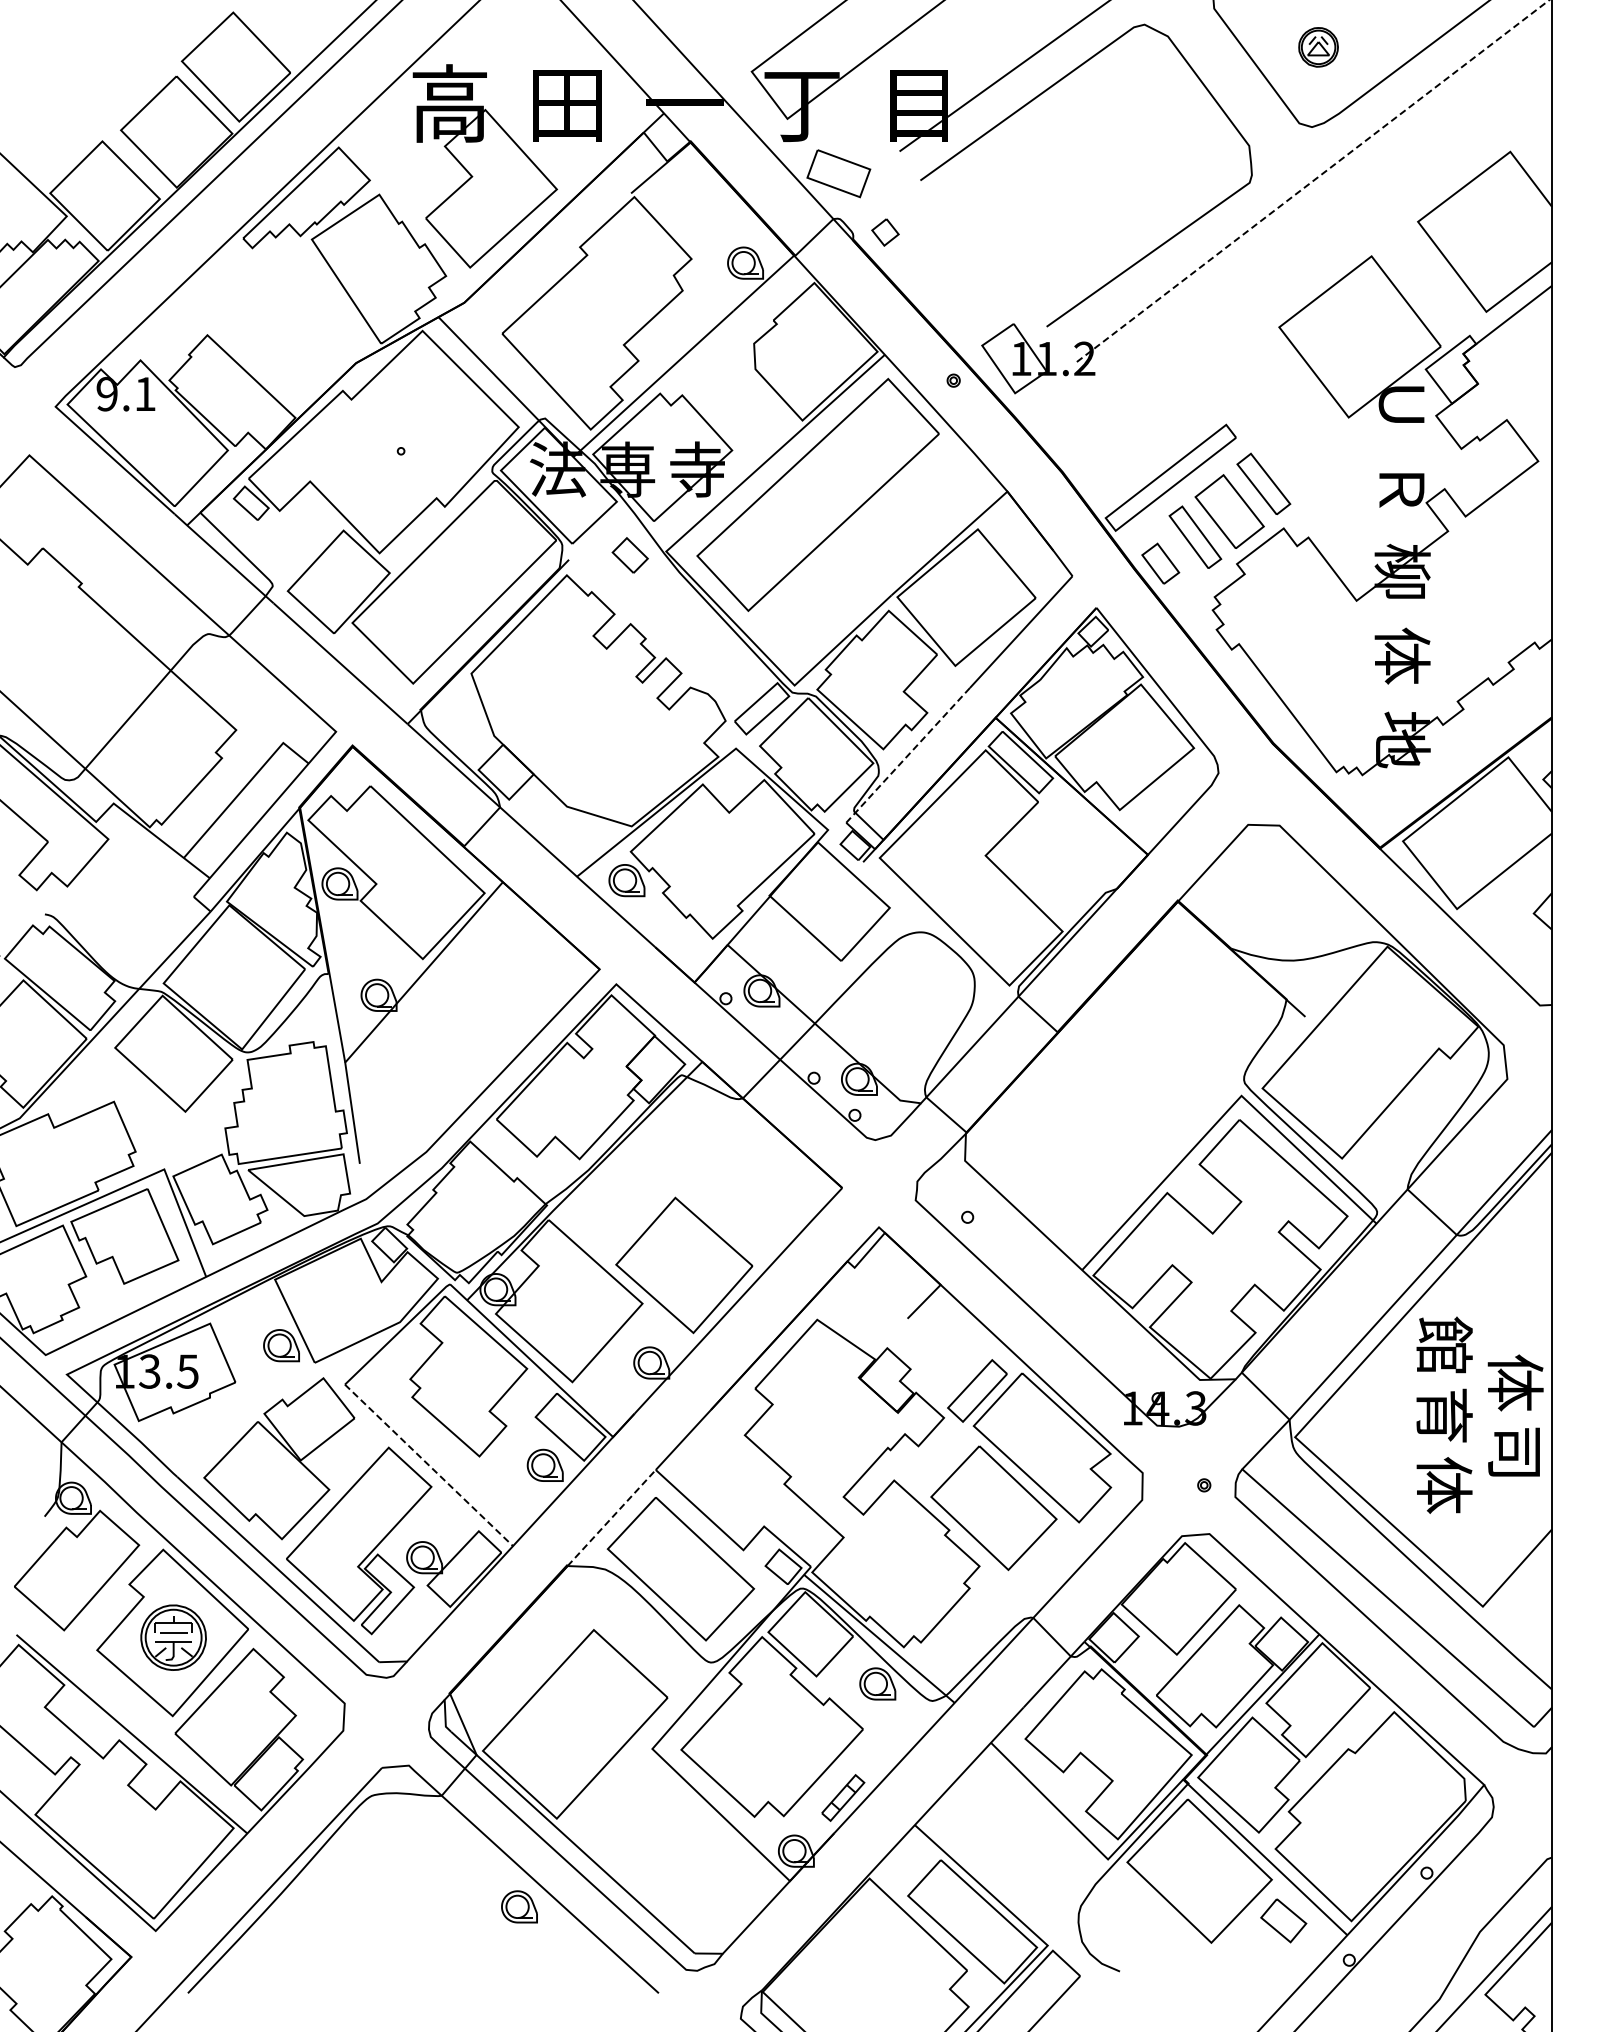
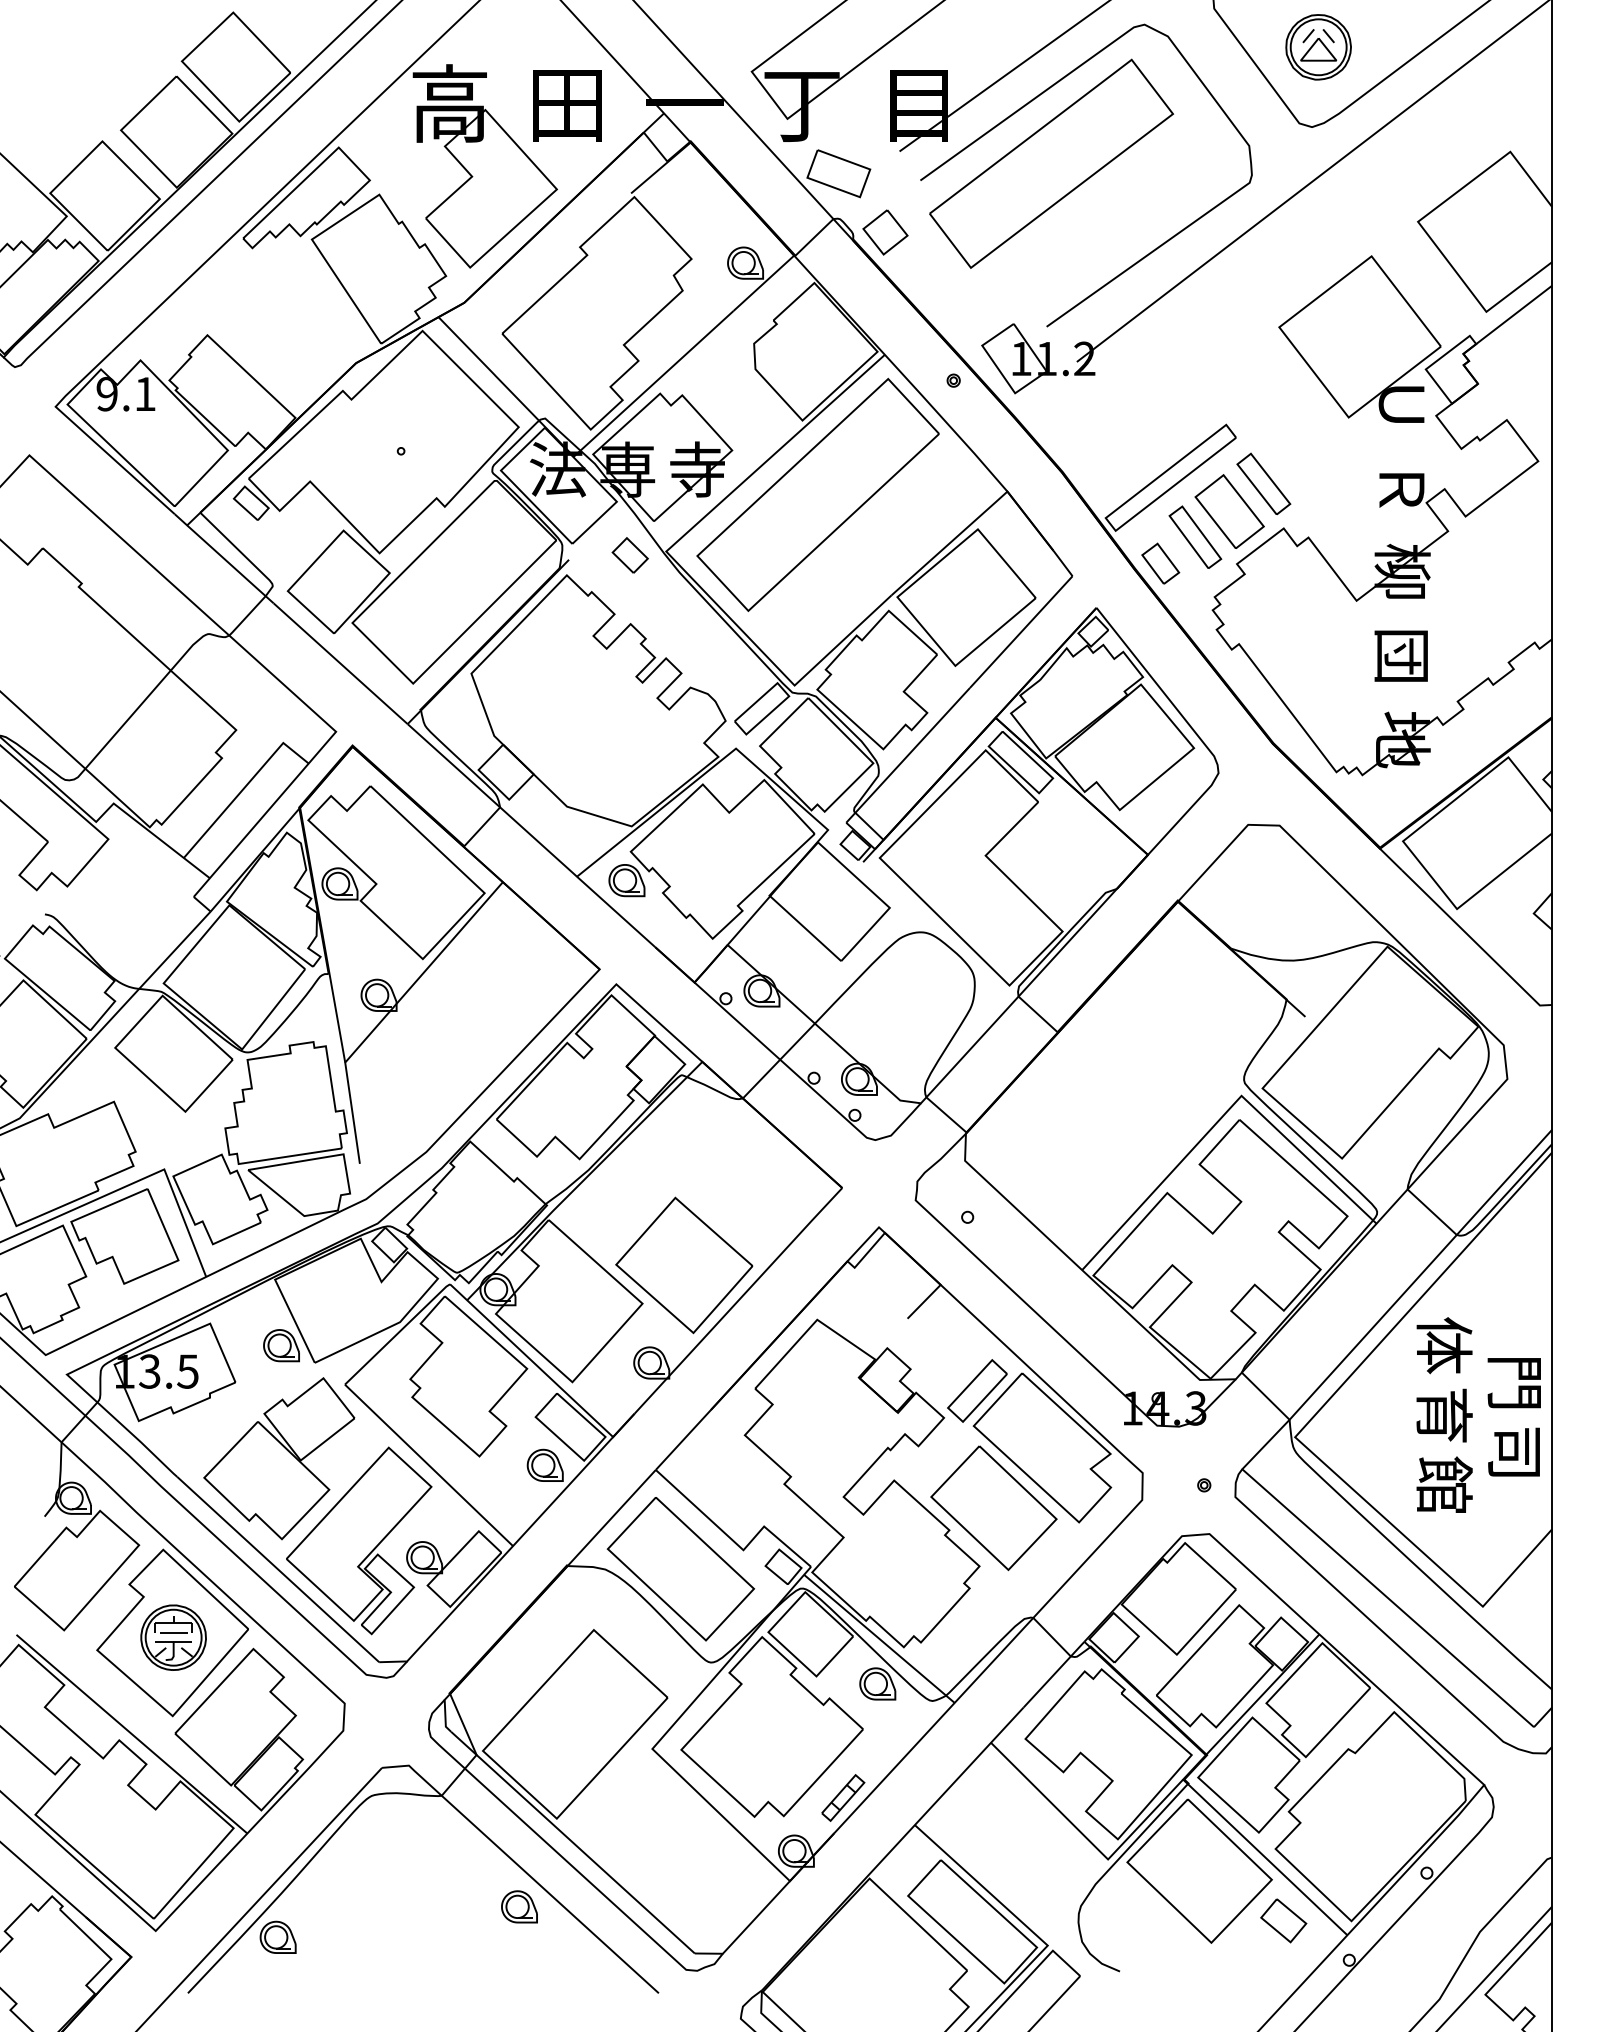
part size: 41x41 px -> 67x67 px (1318, 47)
part: none -> present (1051, 163)
line: dashed -> solid (1313, 180)
part size: 29x29 px -> 47x47 px (885, 232)
text: 体 -> 団 (1402, 655)
line: dashed -> solid (907, 756)
text: 館 -> 体 (1444, 1345)
text: 体 -> 門 (1515, 1382)
line: dashed -> solid (429, 1465)
text: 体 -> 館 (1444, 1484)
line: dashed -> solid (612, 1517)
part: none -> present (277, 1936)
